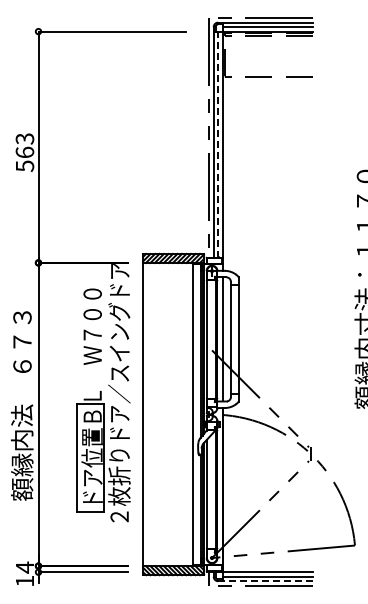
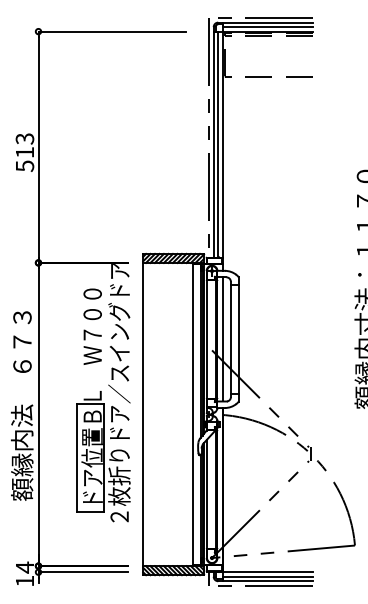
line: dashed -> solid (218, 144)
text: 563 -> 513 (24, 151)
line: dashed -> solid (267, 581)
